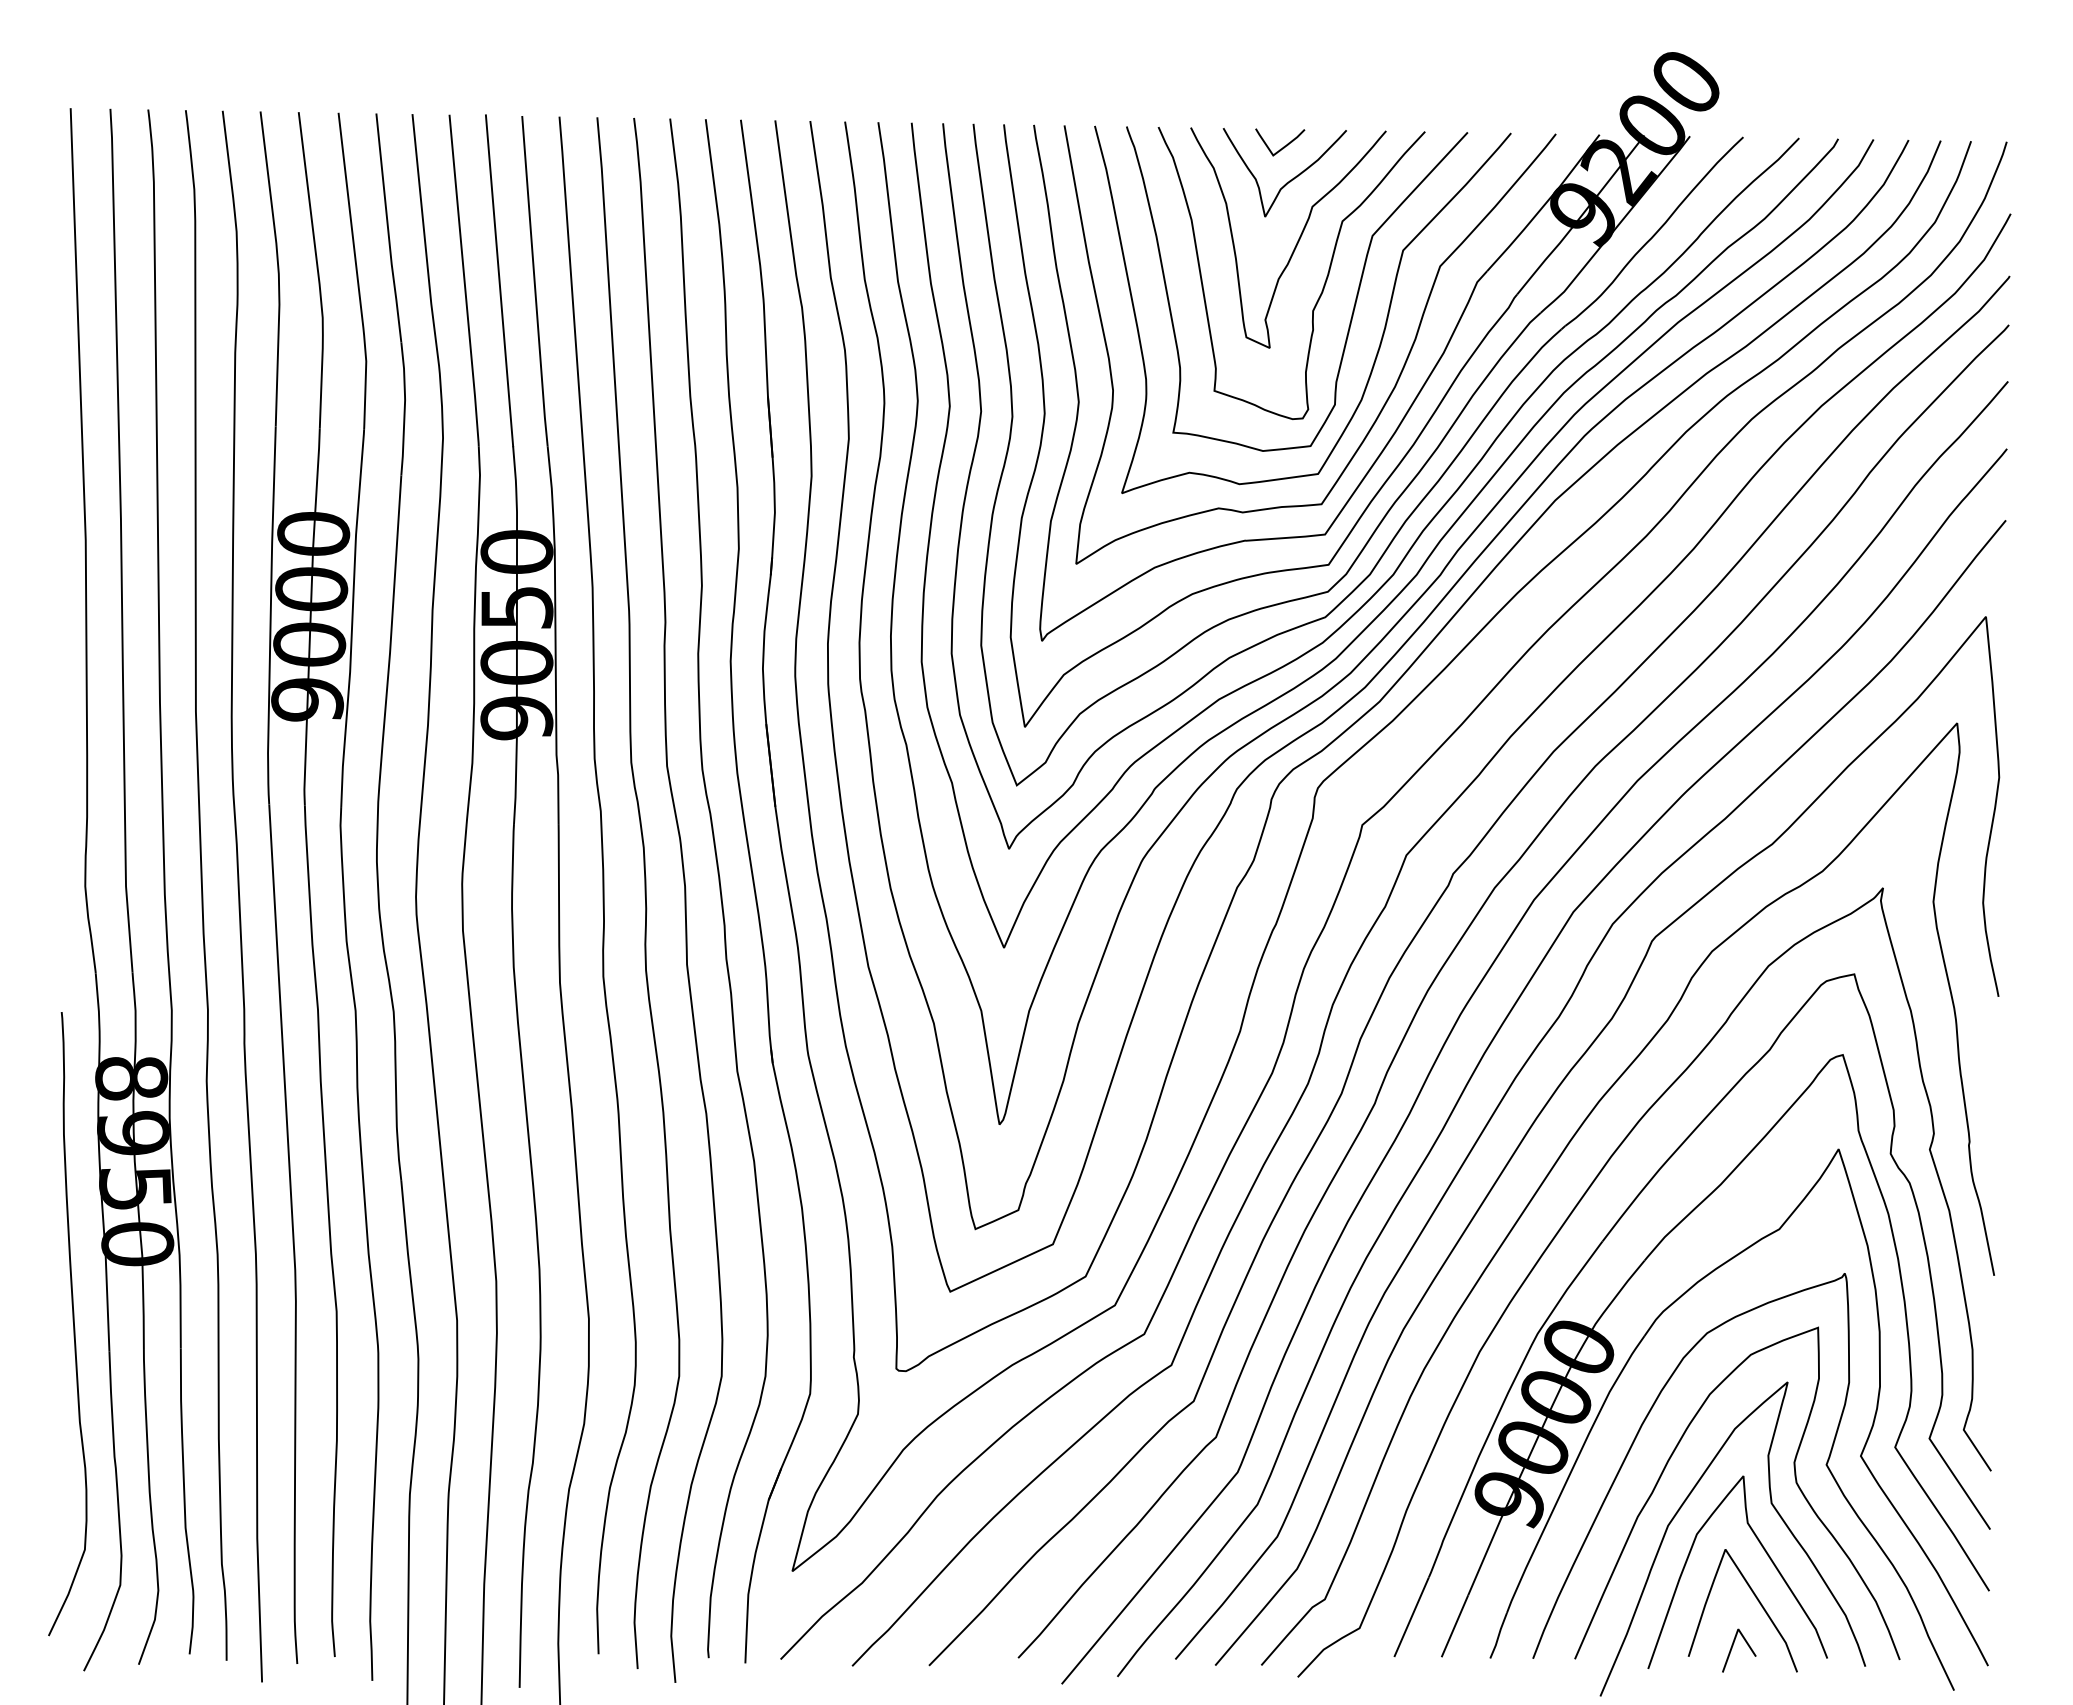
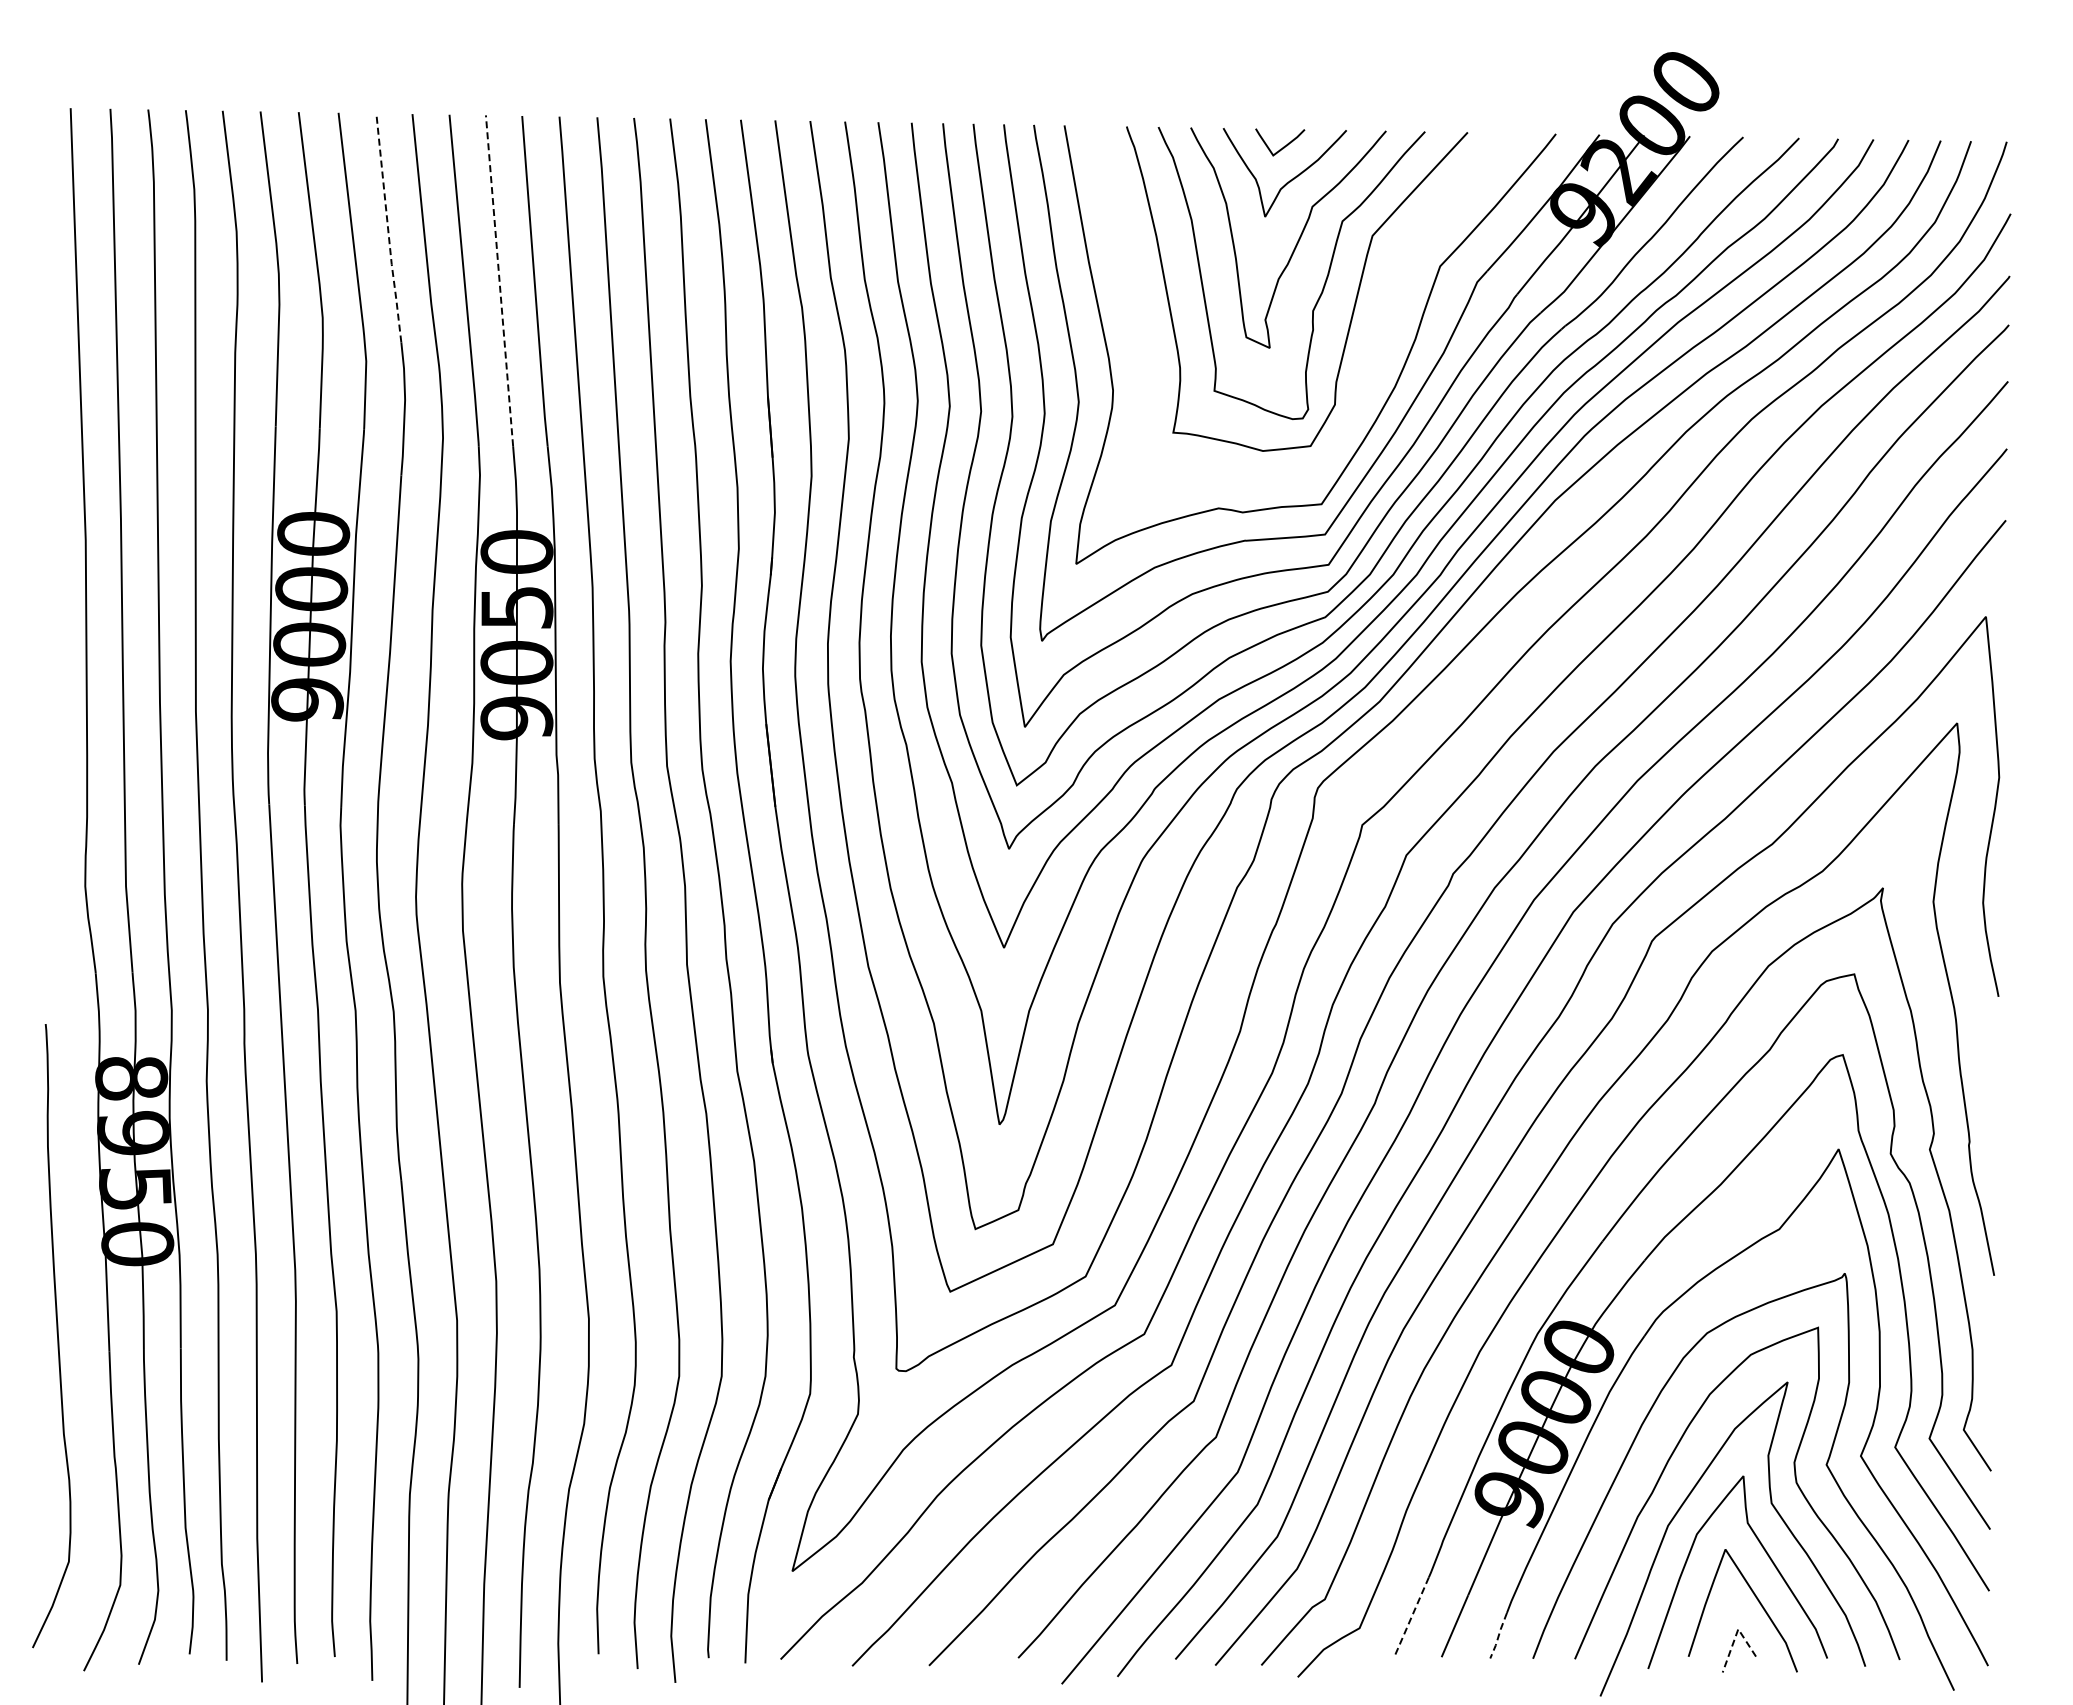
line: solid -> dashed (388, 229)
line: solid -> dashed (499, 280)
curve: present -> none (1383, 329)
curve position: (72, 1321) -> (56, 1333) (56, 1333)
line: solid -> dashed (1411, 1617)
line: solid -> dashed (1498, 1635)
line: solid -> dashed (1735, 1635)
